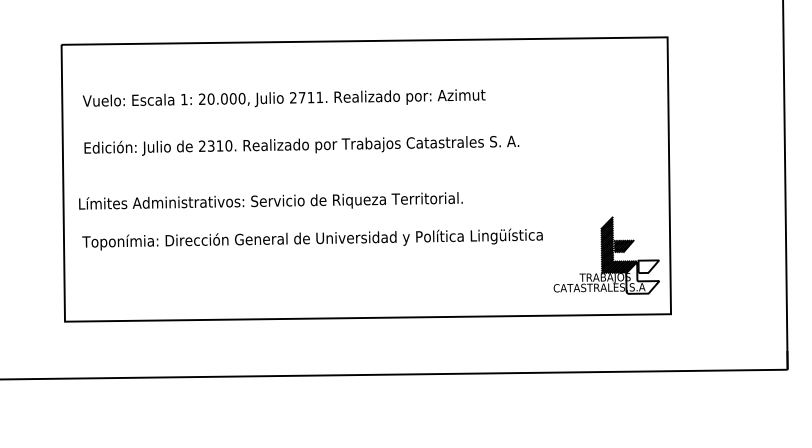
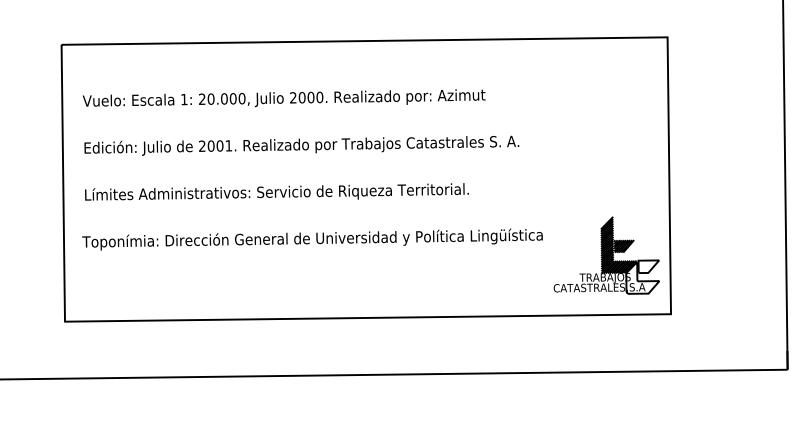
text: 2711. -> 2000. (310, 97)
text: 2310. -> 2001. (219, 145)
text position: (270, 200) -> (276, 191) (276, 191)
